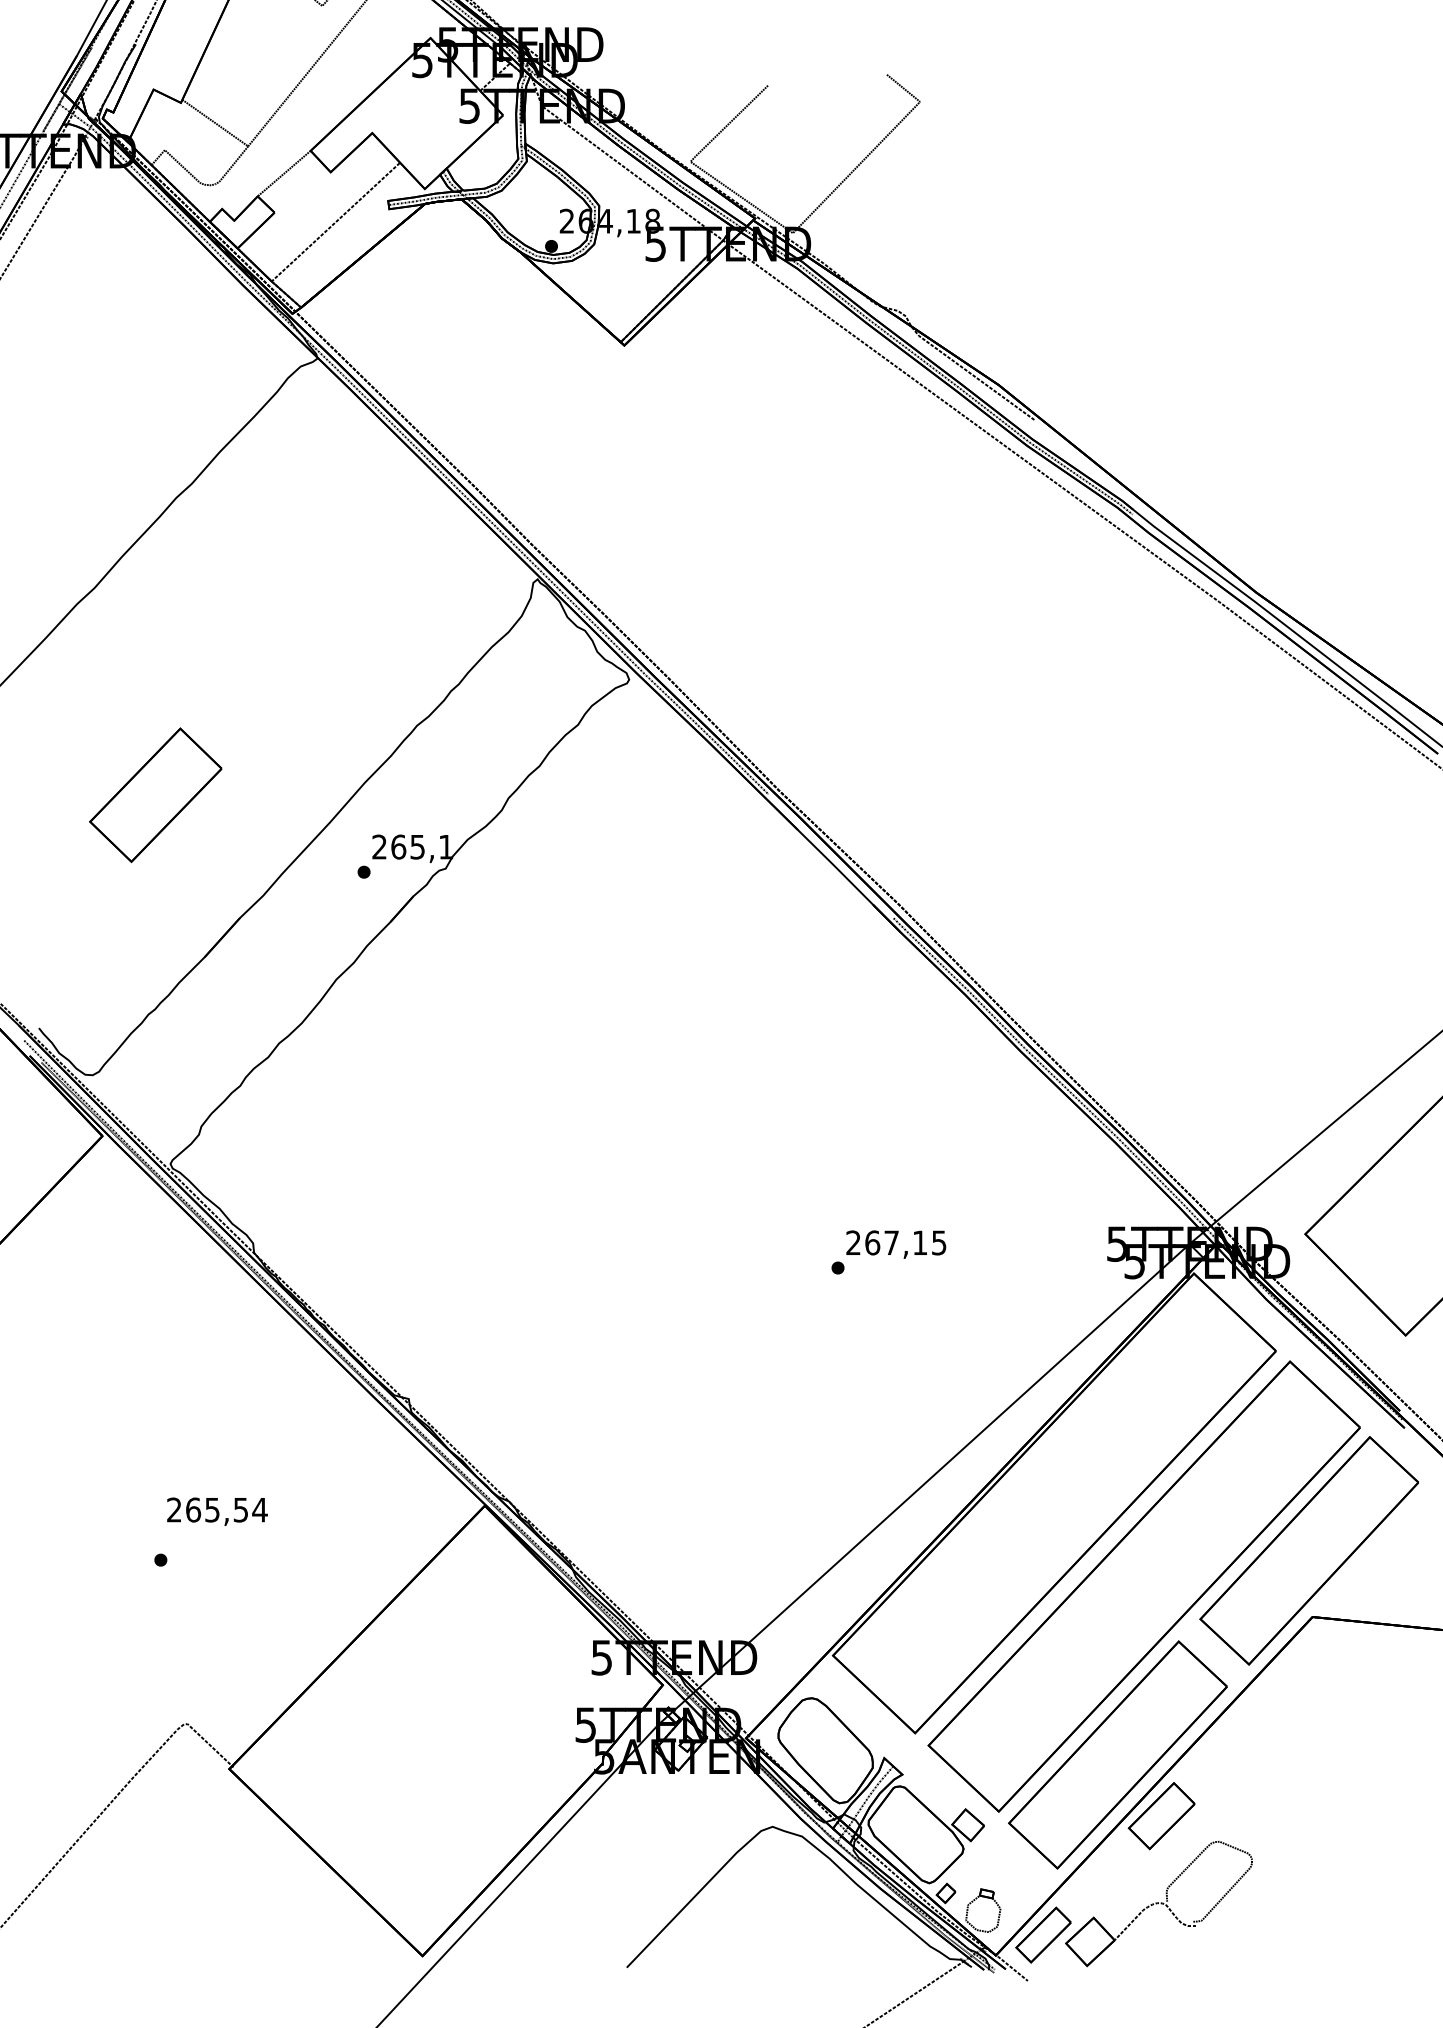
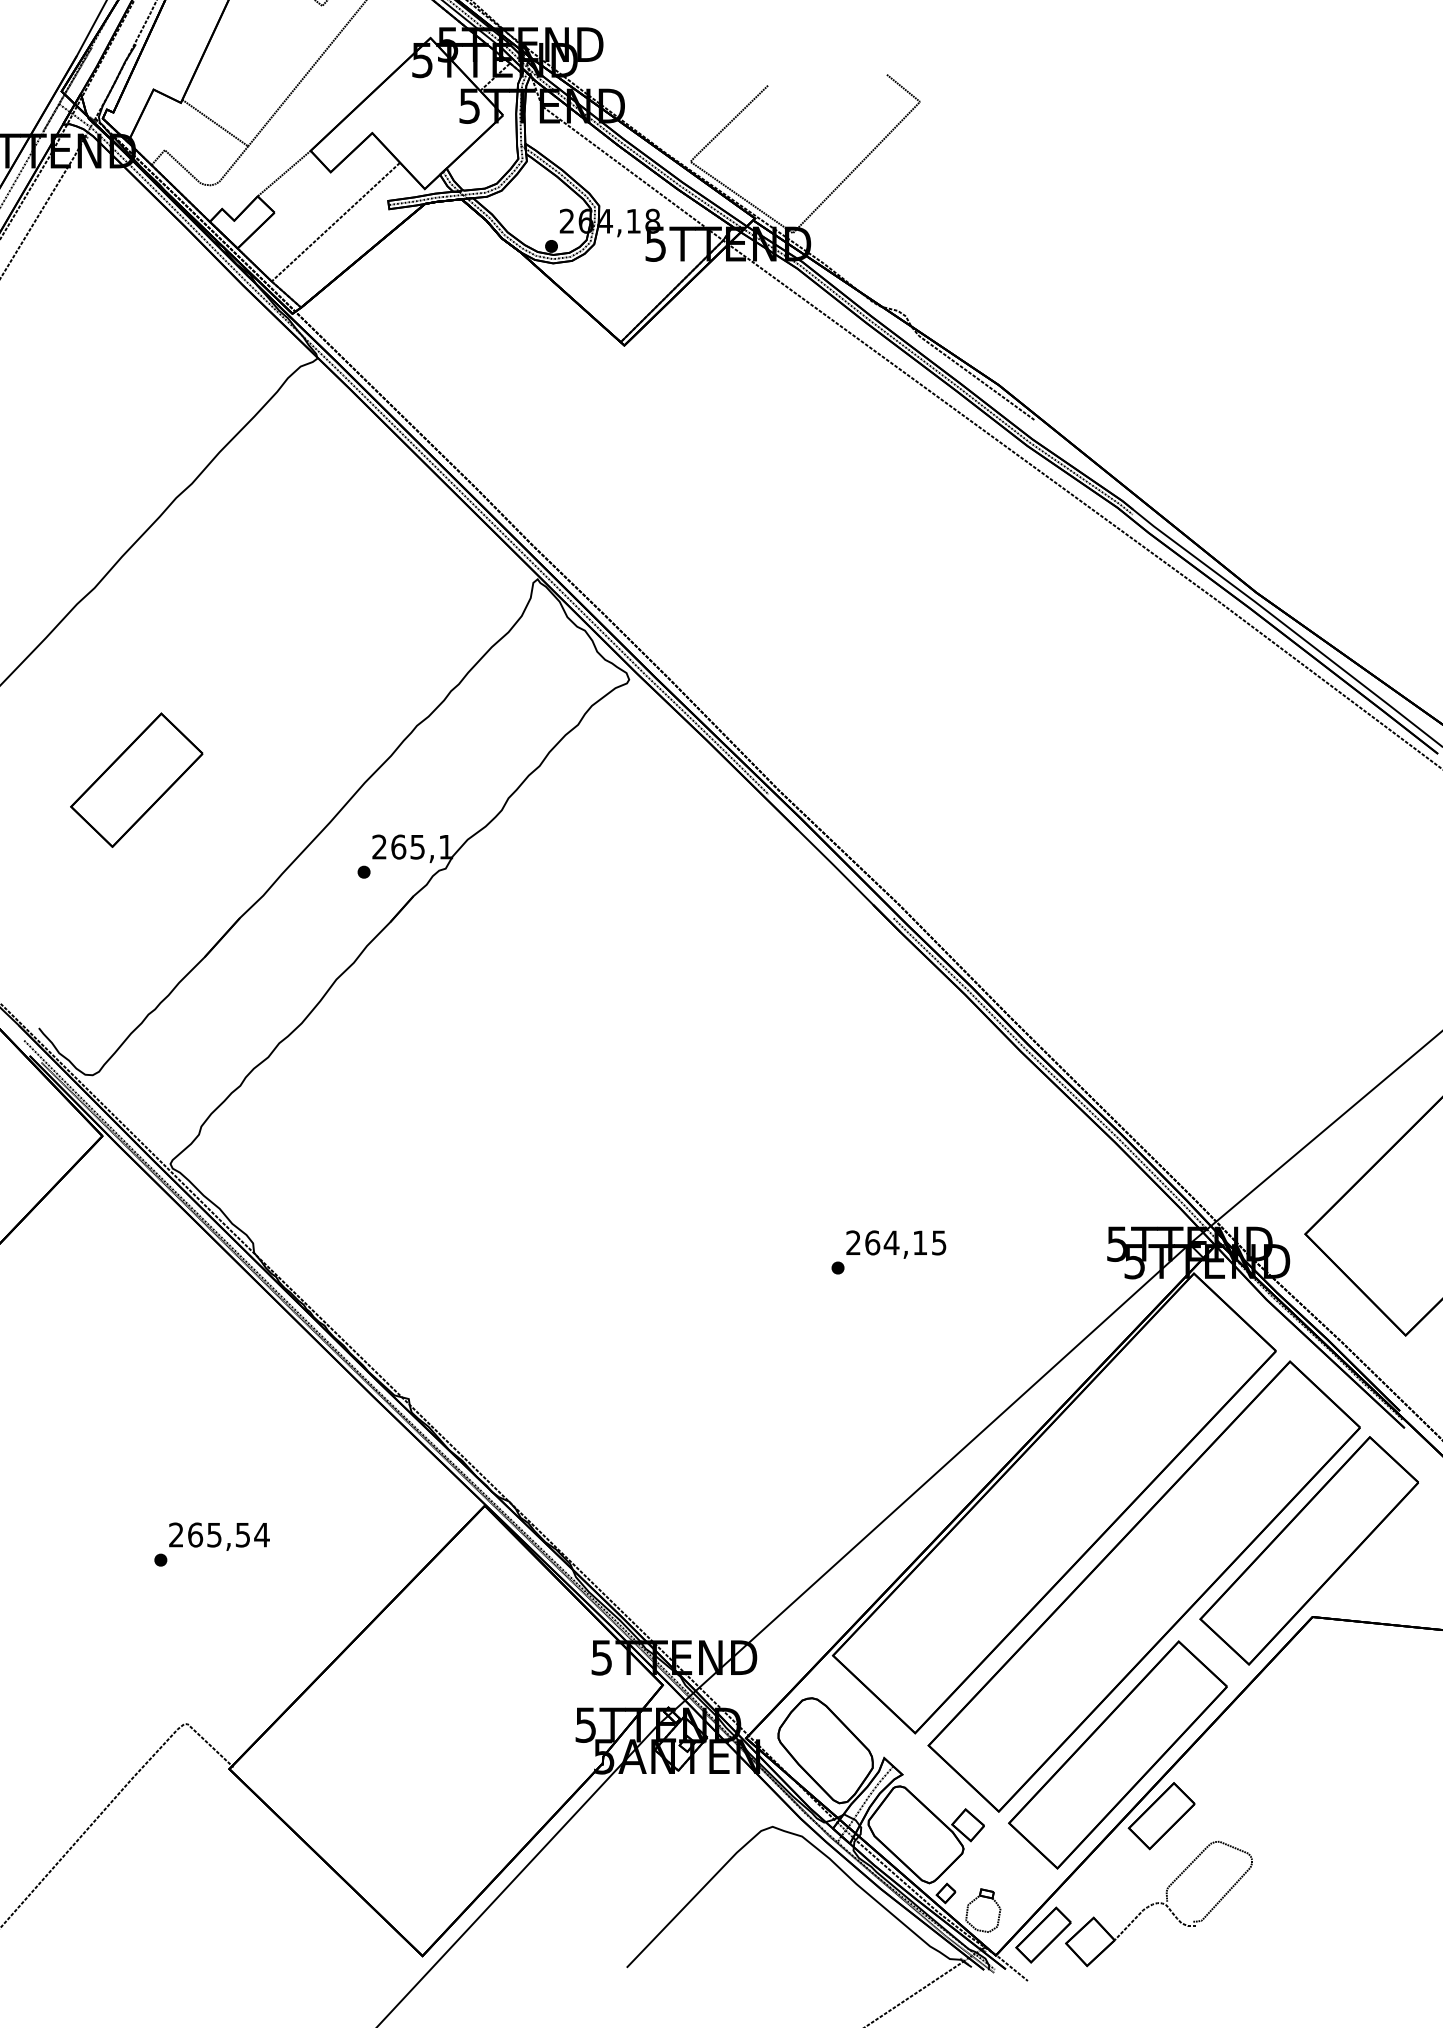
part position: (155, 794) -> (136, 779) (136, 779)
text: 267,15 -> 264,15 (891, 1242)
text position: (217, 1511) -> (219, 1536) (219, 1536)
